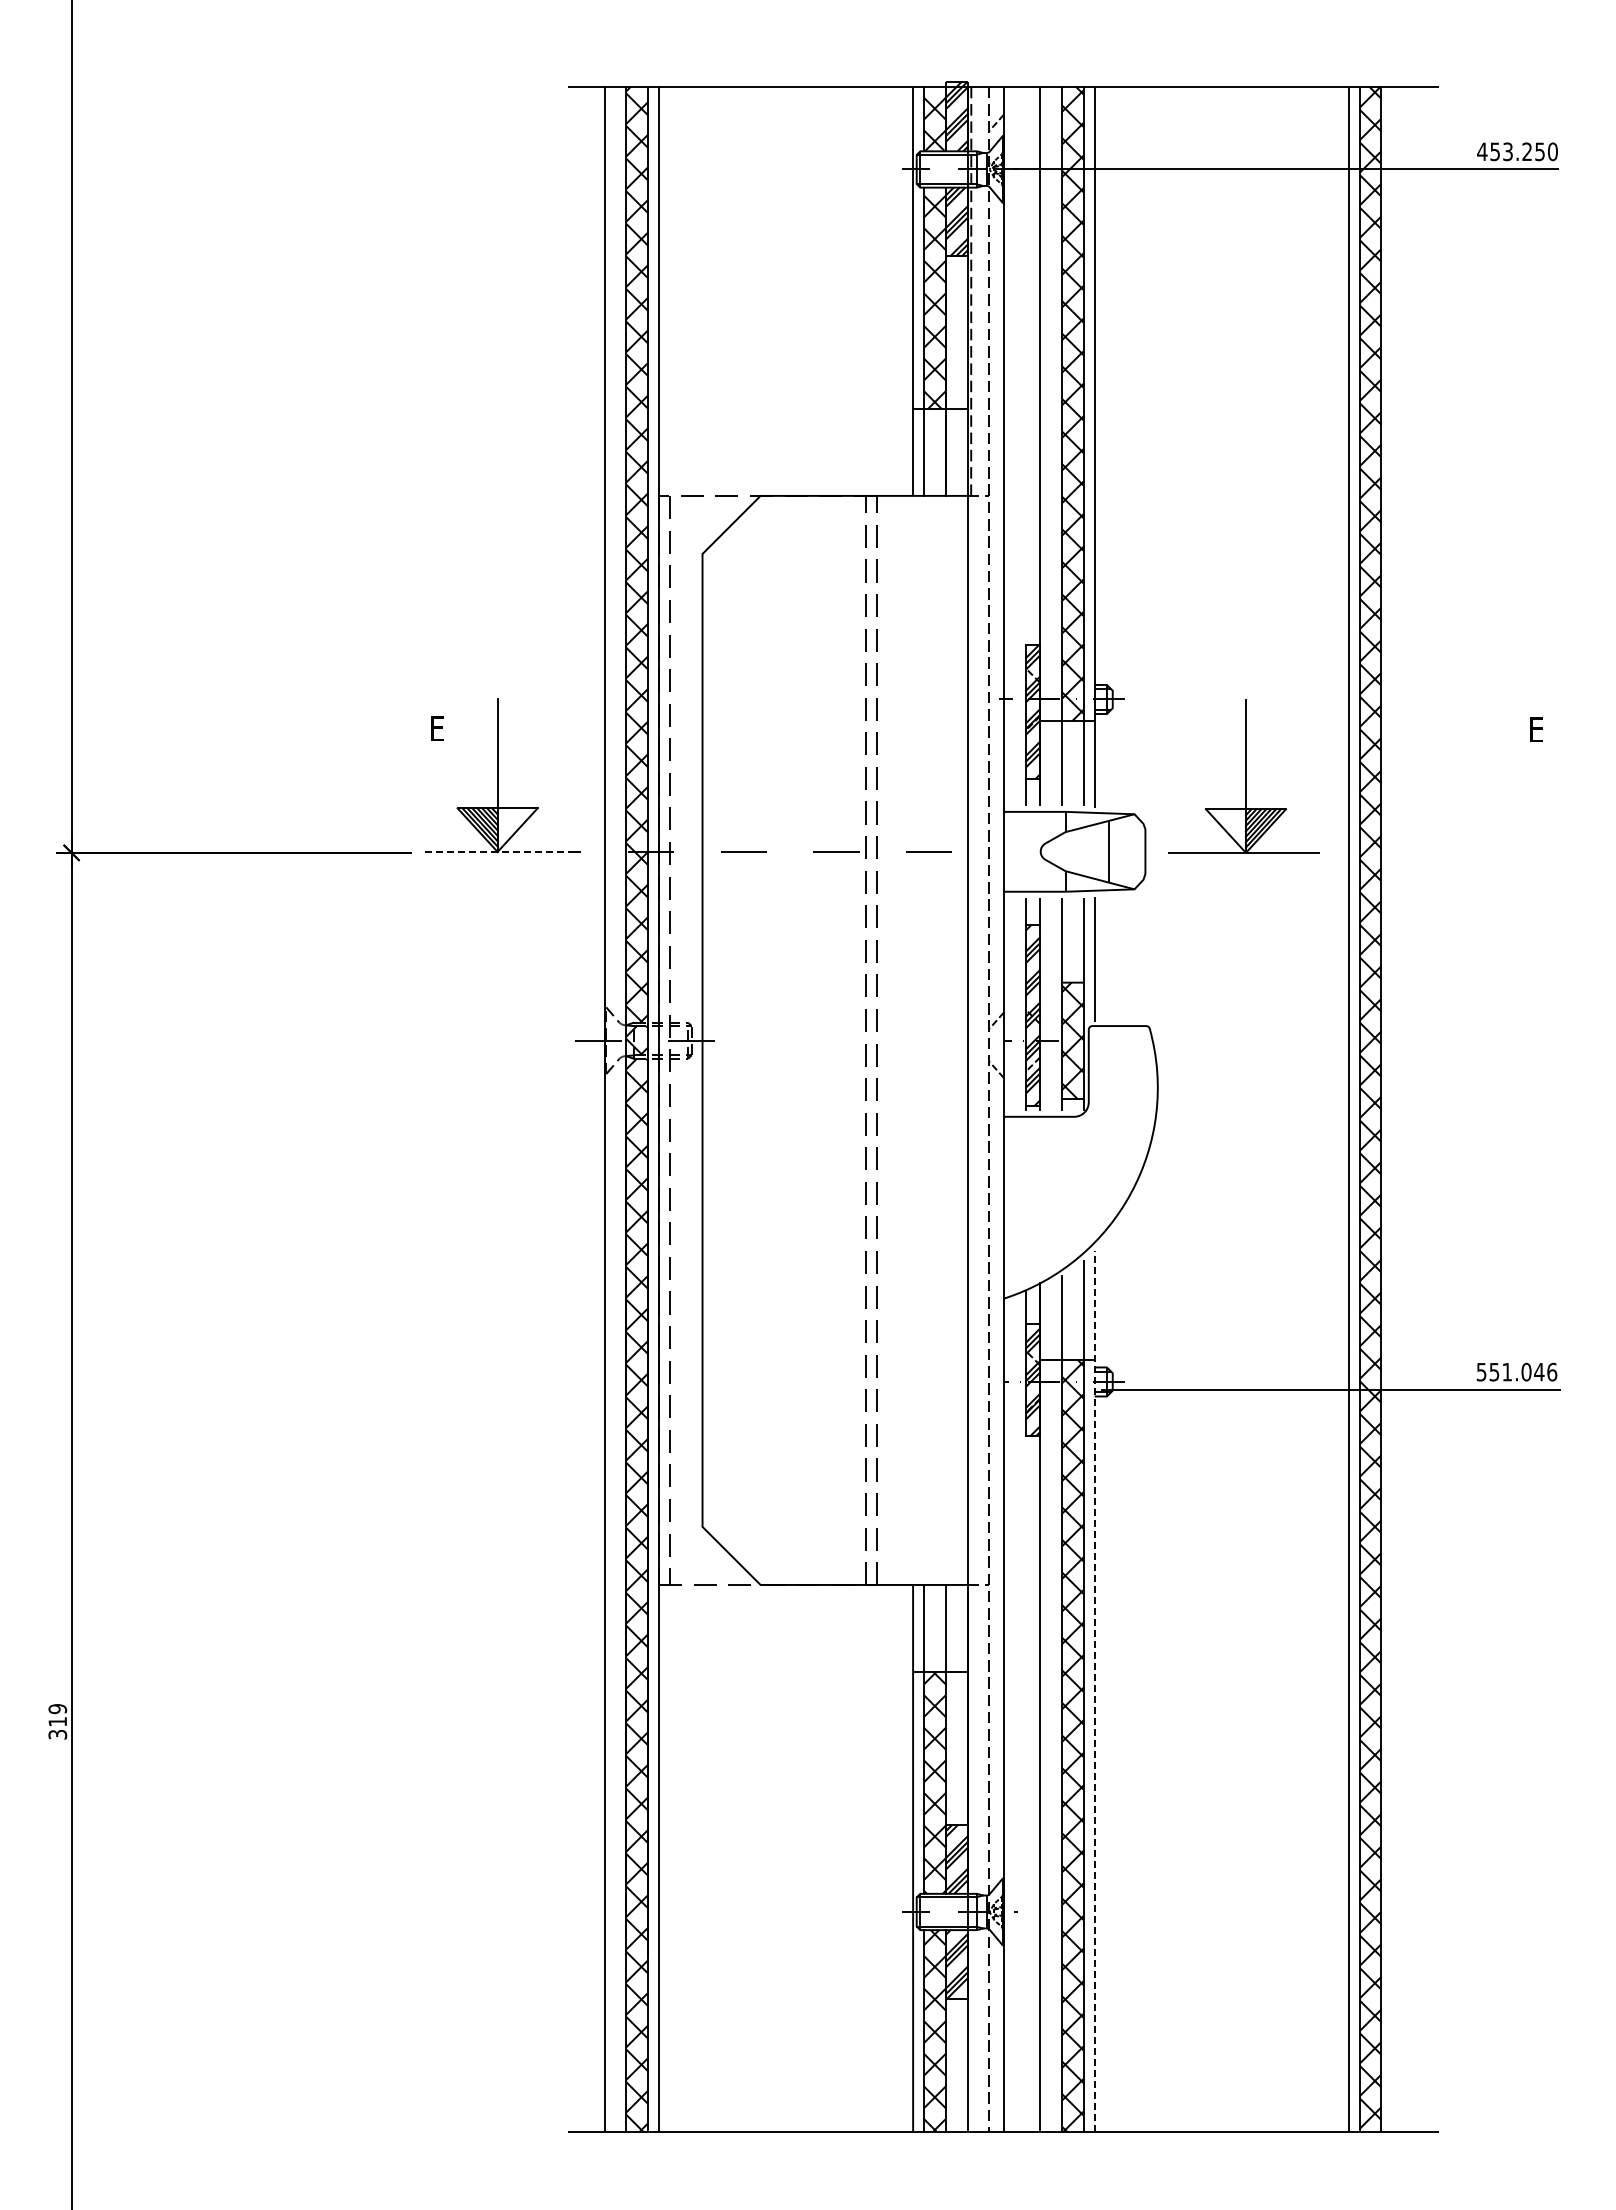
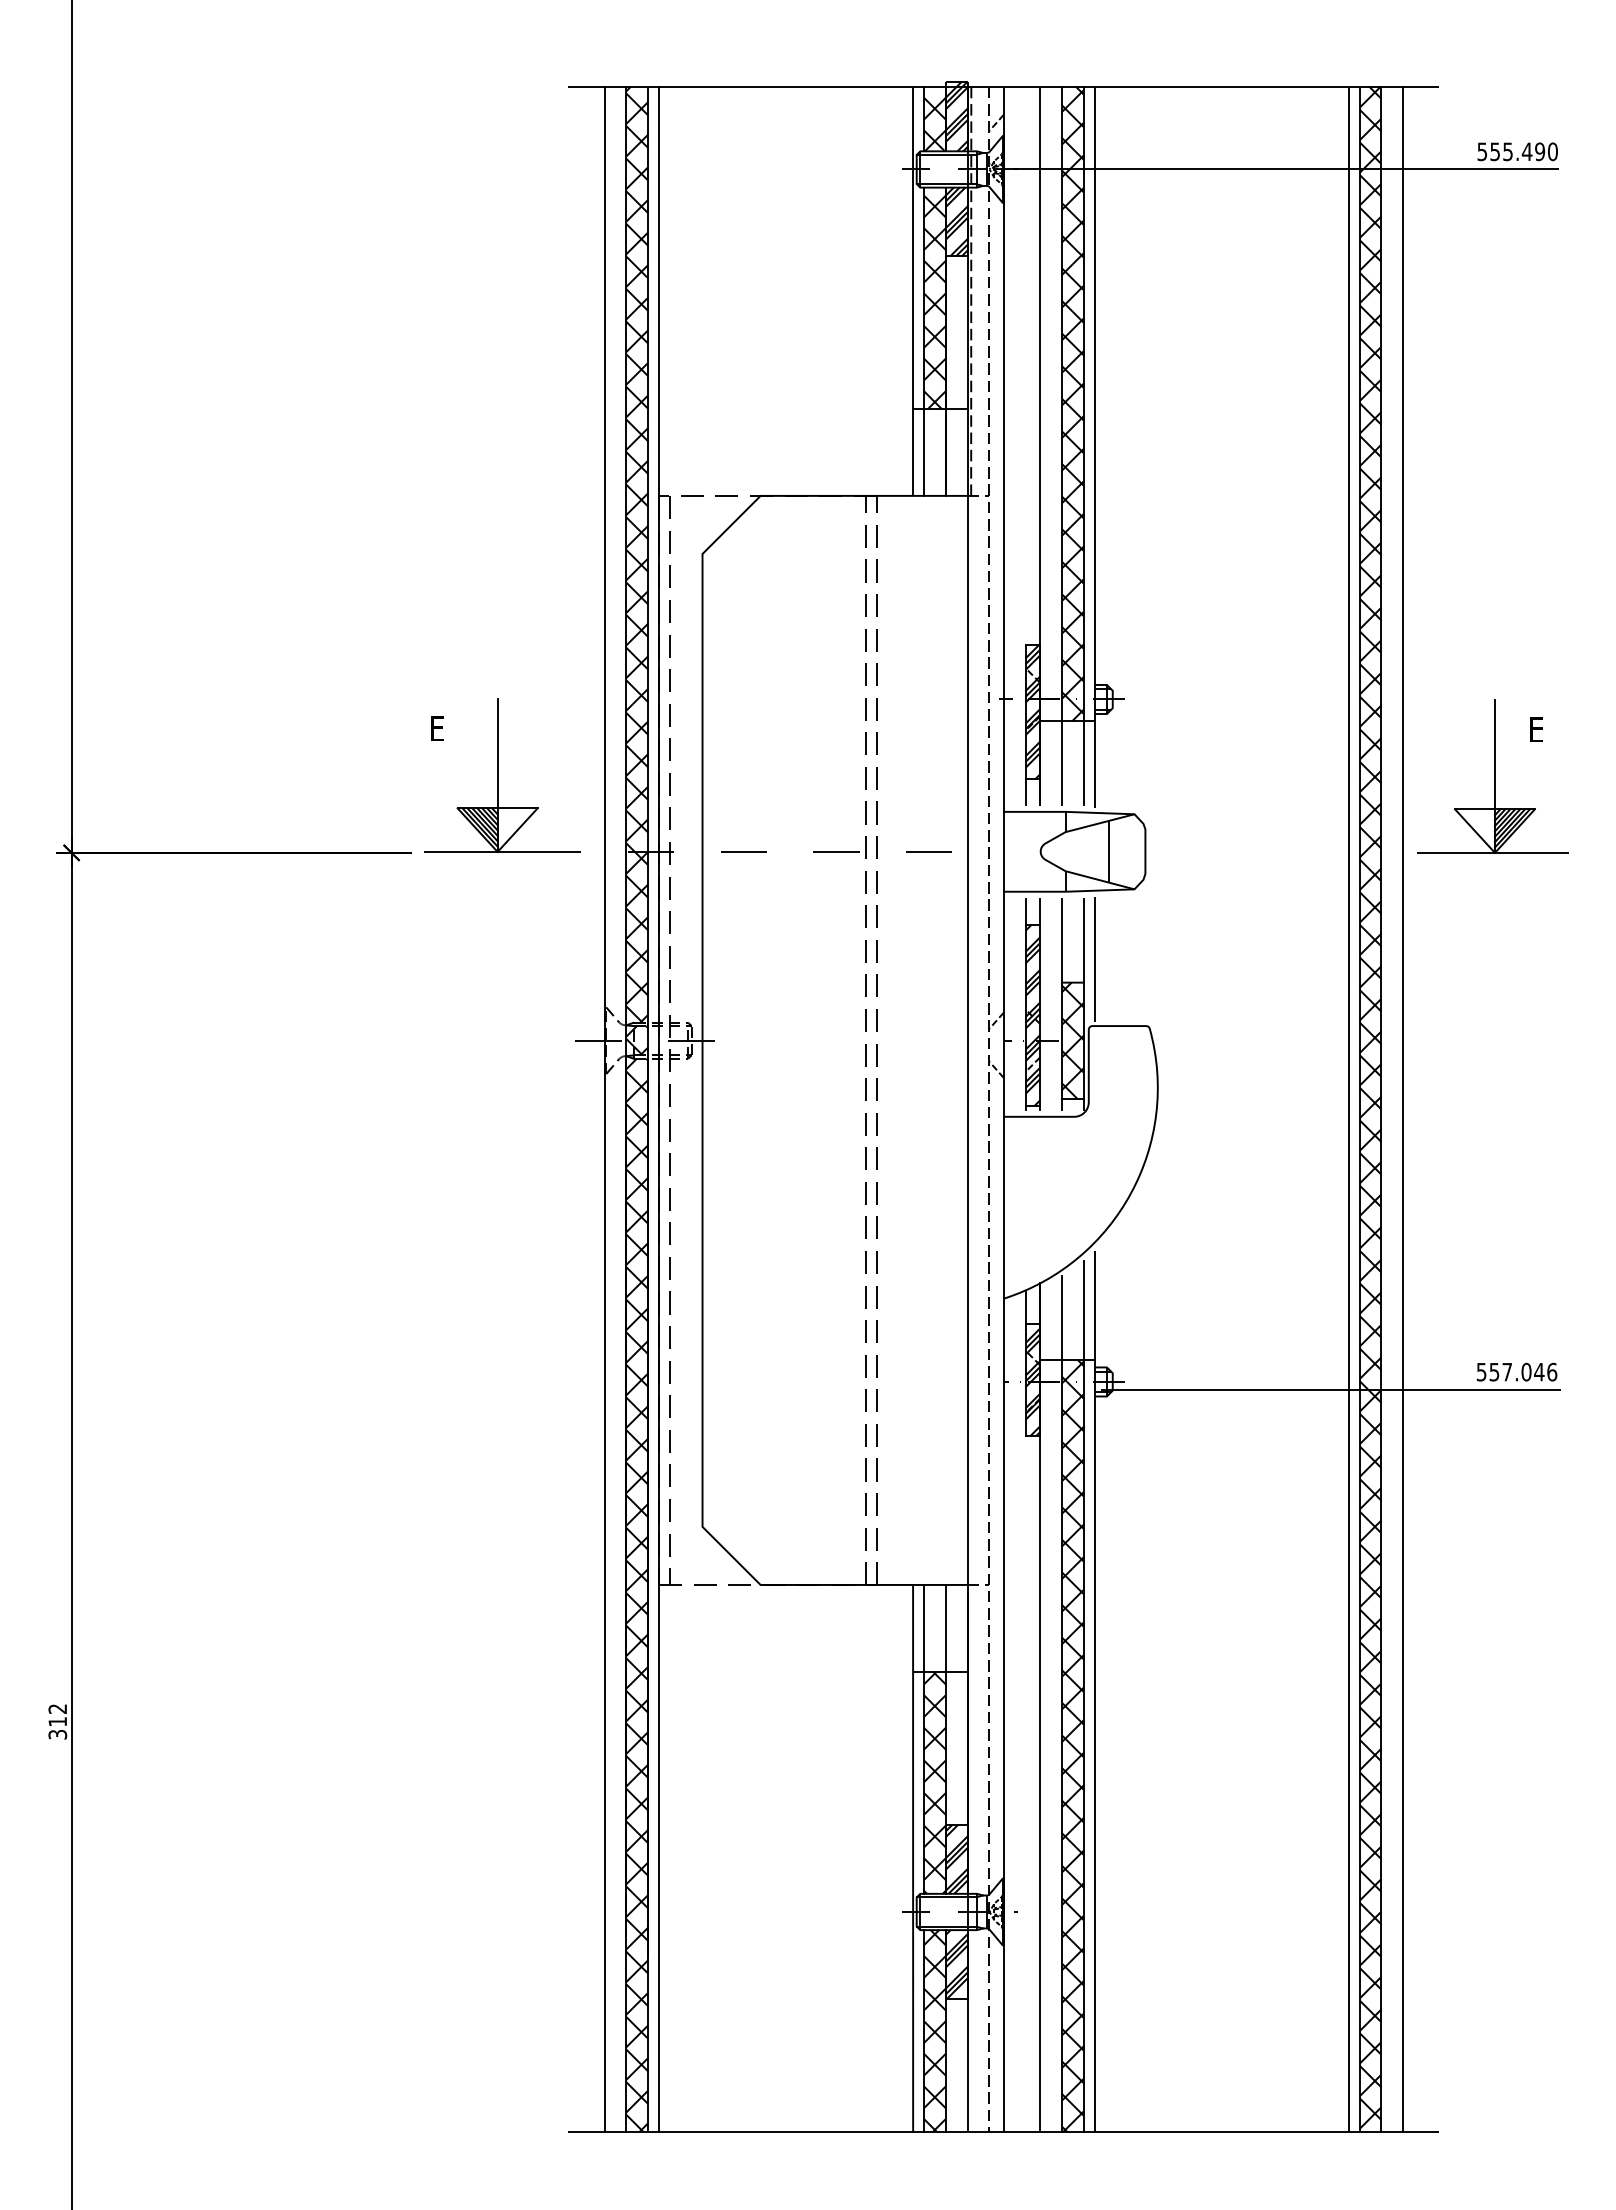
text: 453.250 -> 555.490 (1511, 151)
part position: (1243, 776) -> (1492, 776) (1492, 776)
line: dashed -> solid (499, 851)
line: none -> present (1403, 1109)
text: 551.046 -> 557.046 (1506, 1372)
line: dashed -> solid (1094, 1690)
text: 319 -> 312 (57, 1709)
